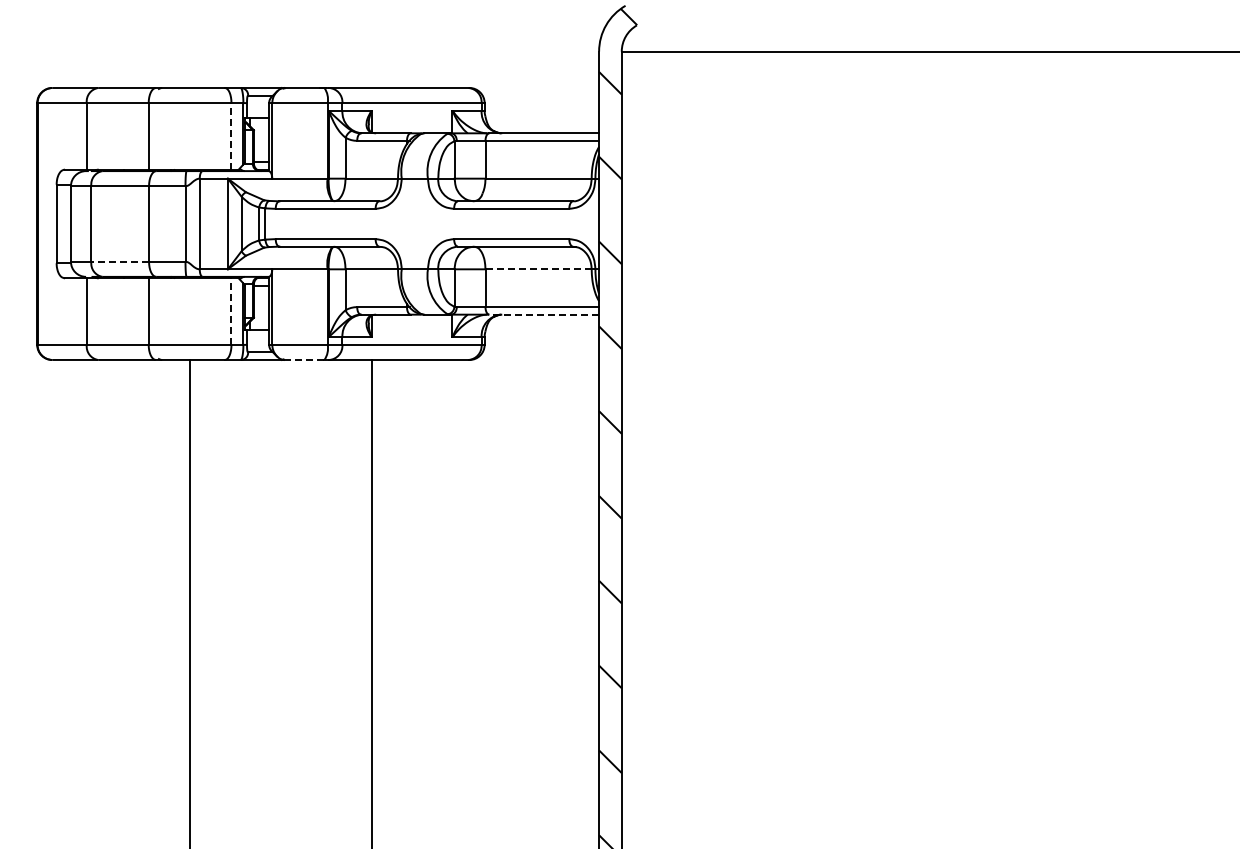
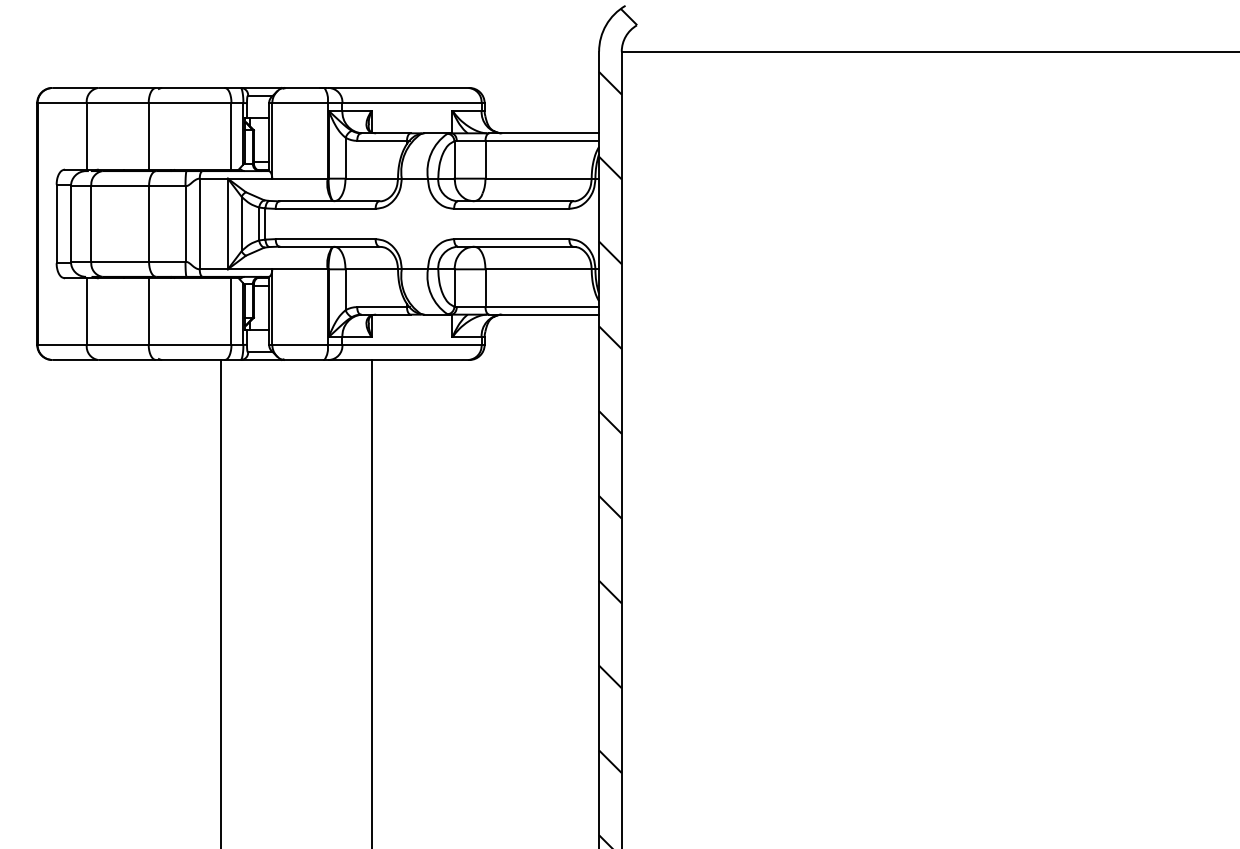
line: dashed -> solid (231, 135)
line: dashed -> solid (120, 261)
line: dashed -> solid (538, 269)
line: dashed -> solid (231, 311)
line: dashed -> solid (544, 314)
line: dashed -> solid (304, 359)
line position: (190, 602) -> (221, 602) (221, 602)
